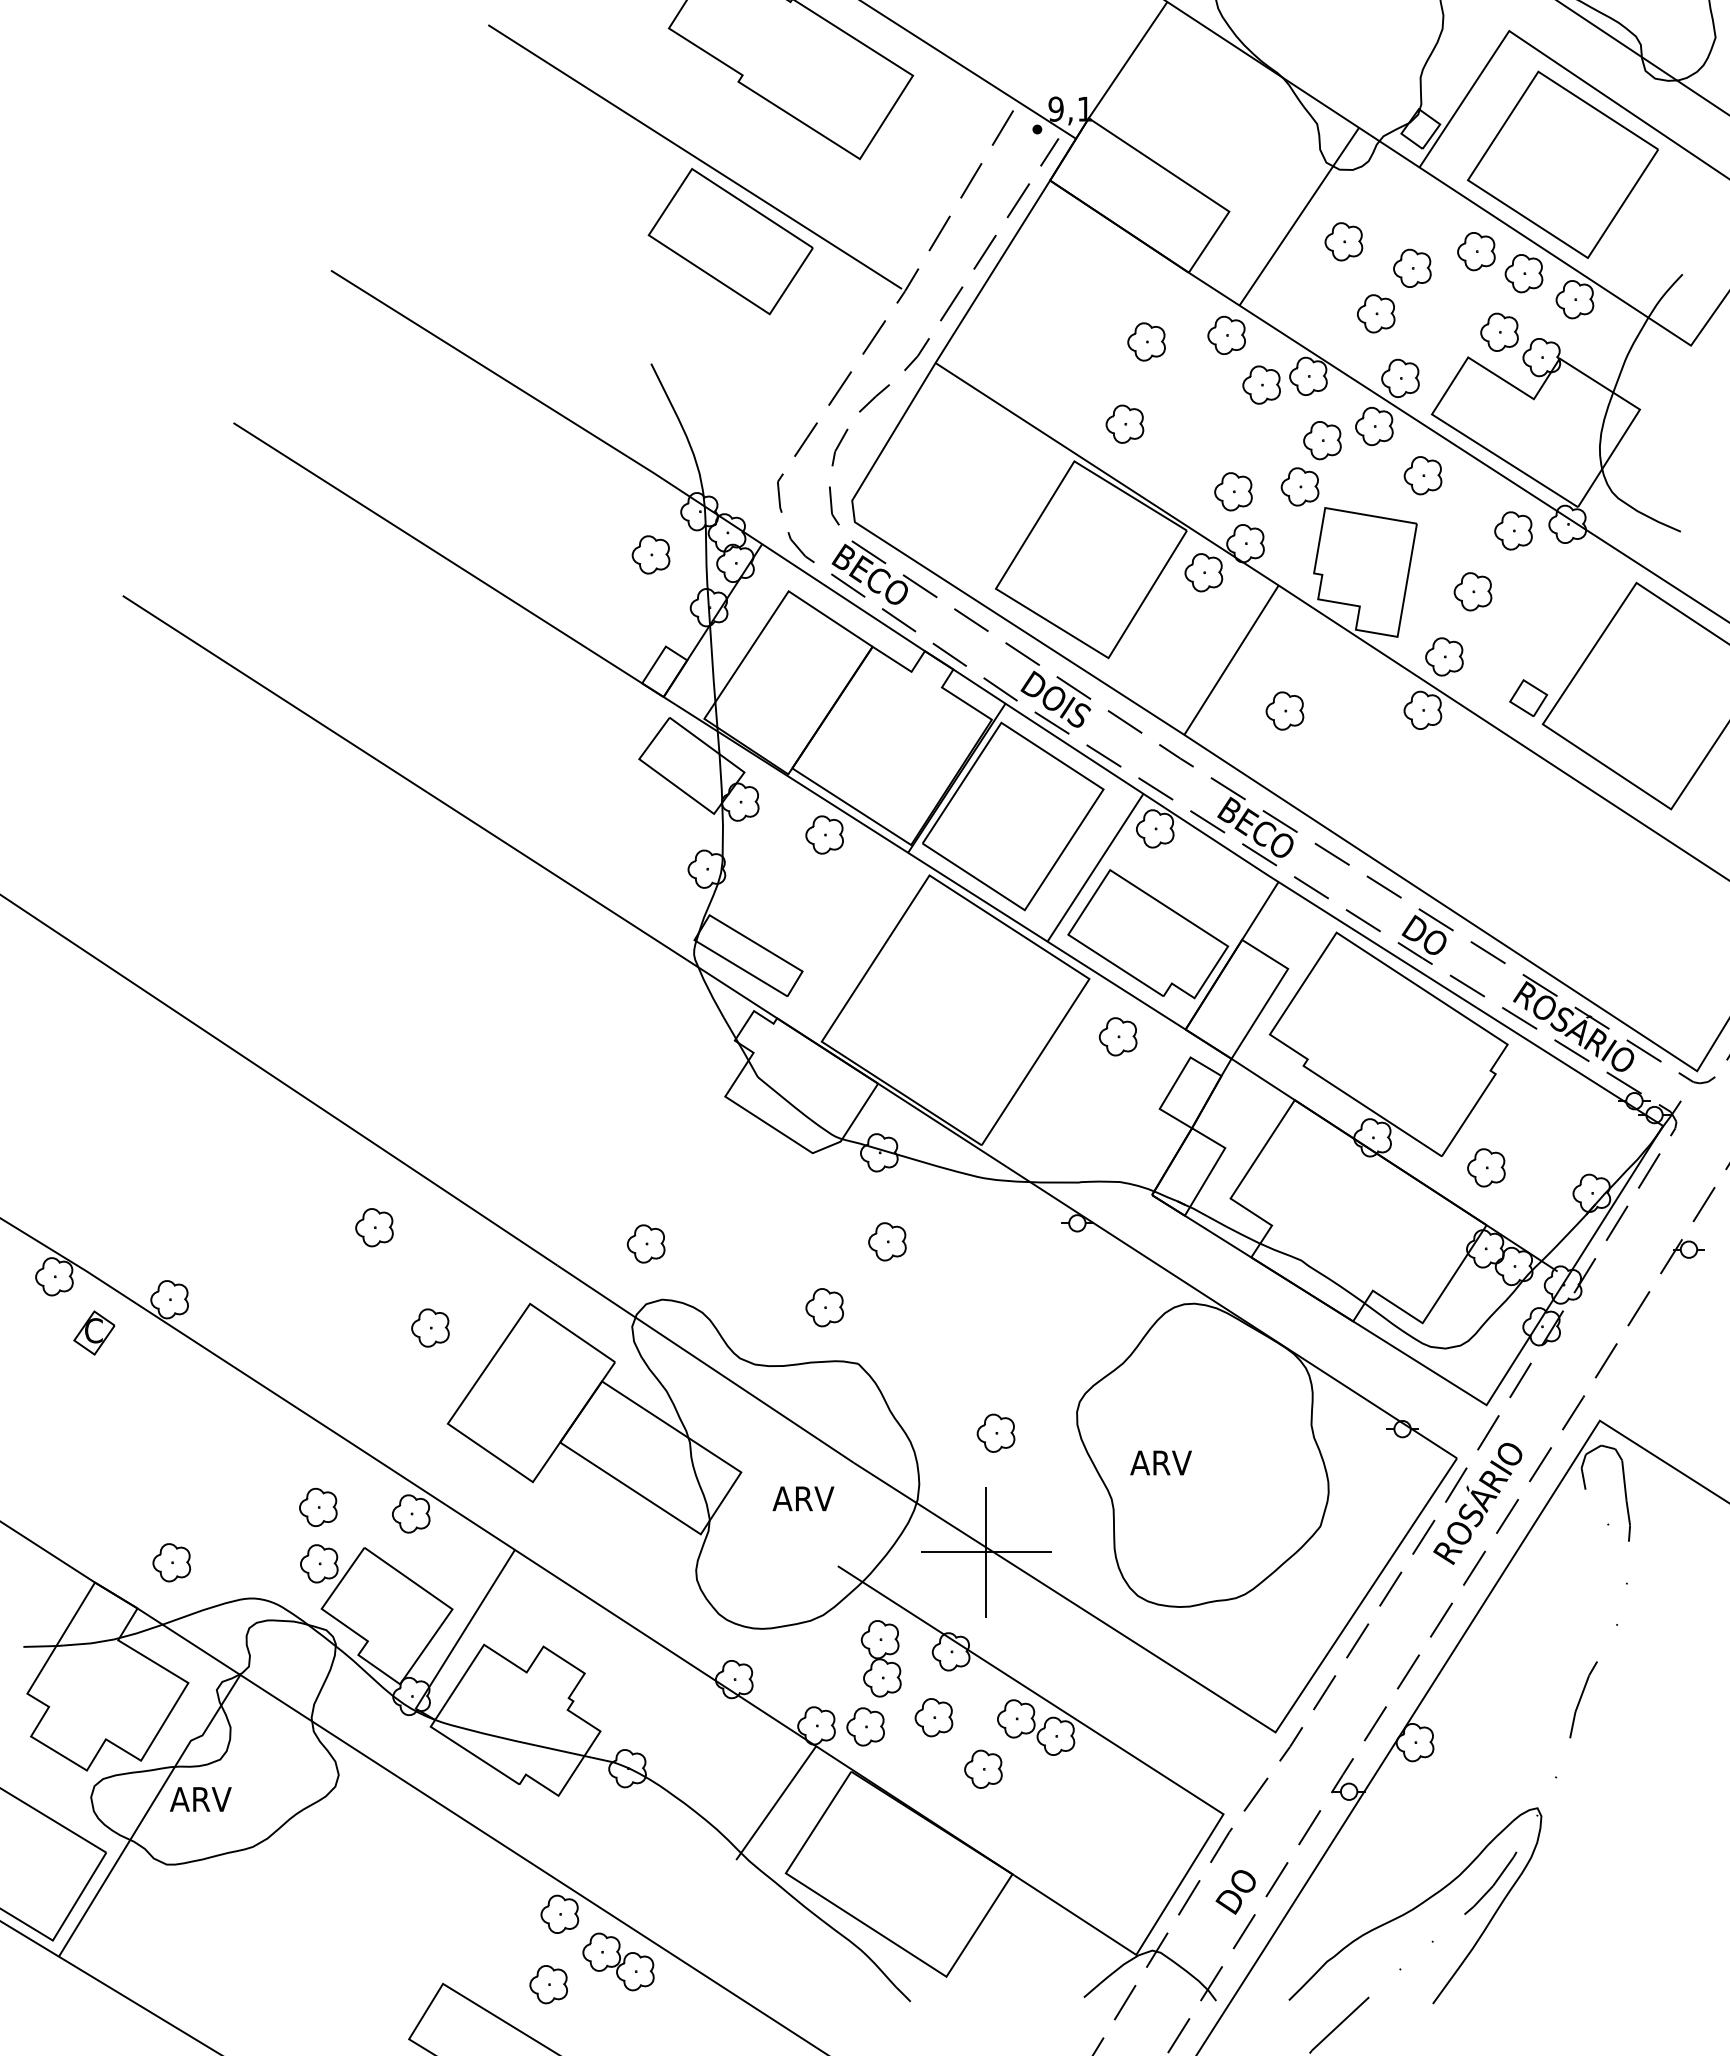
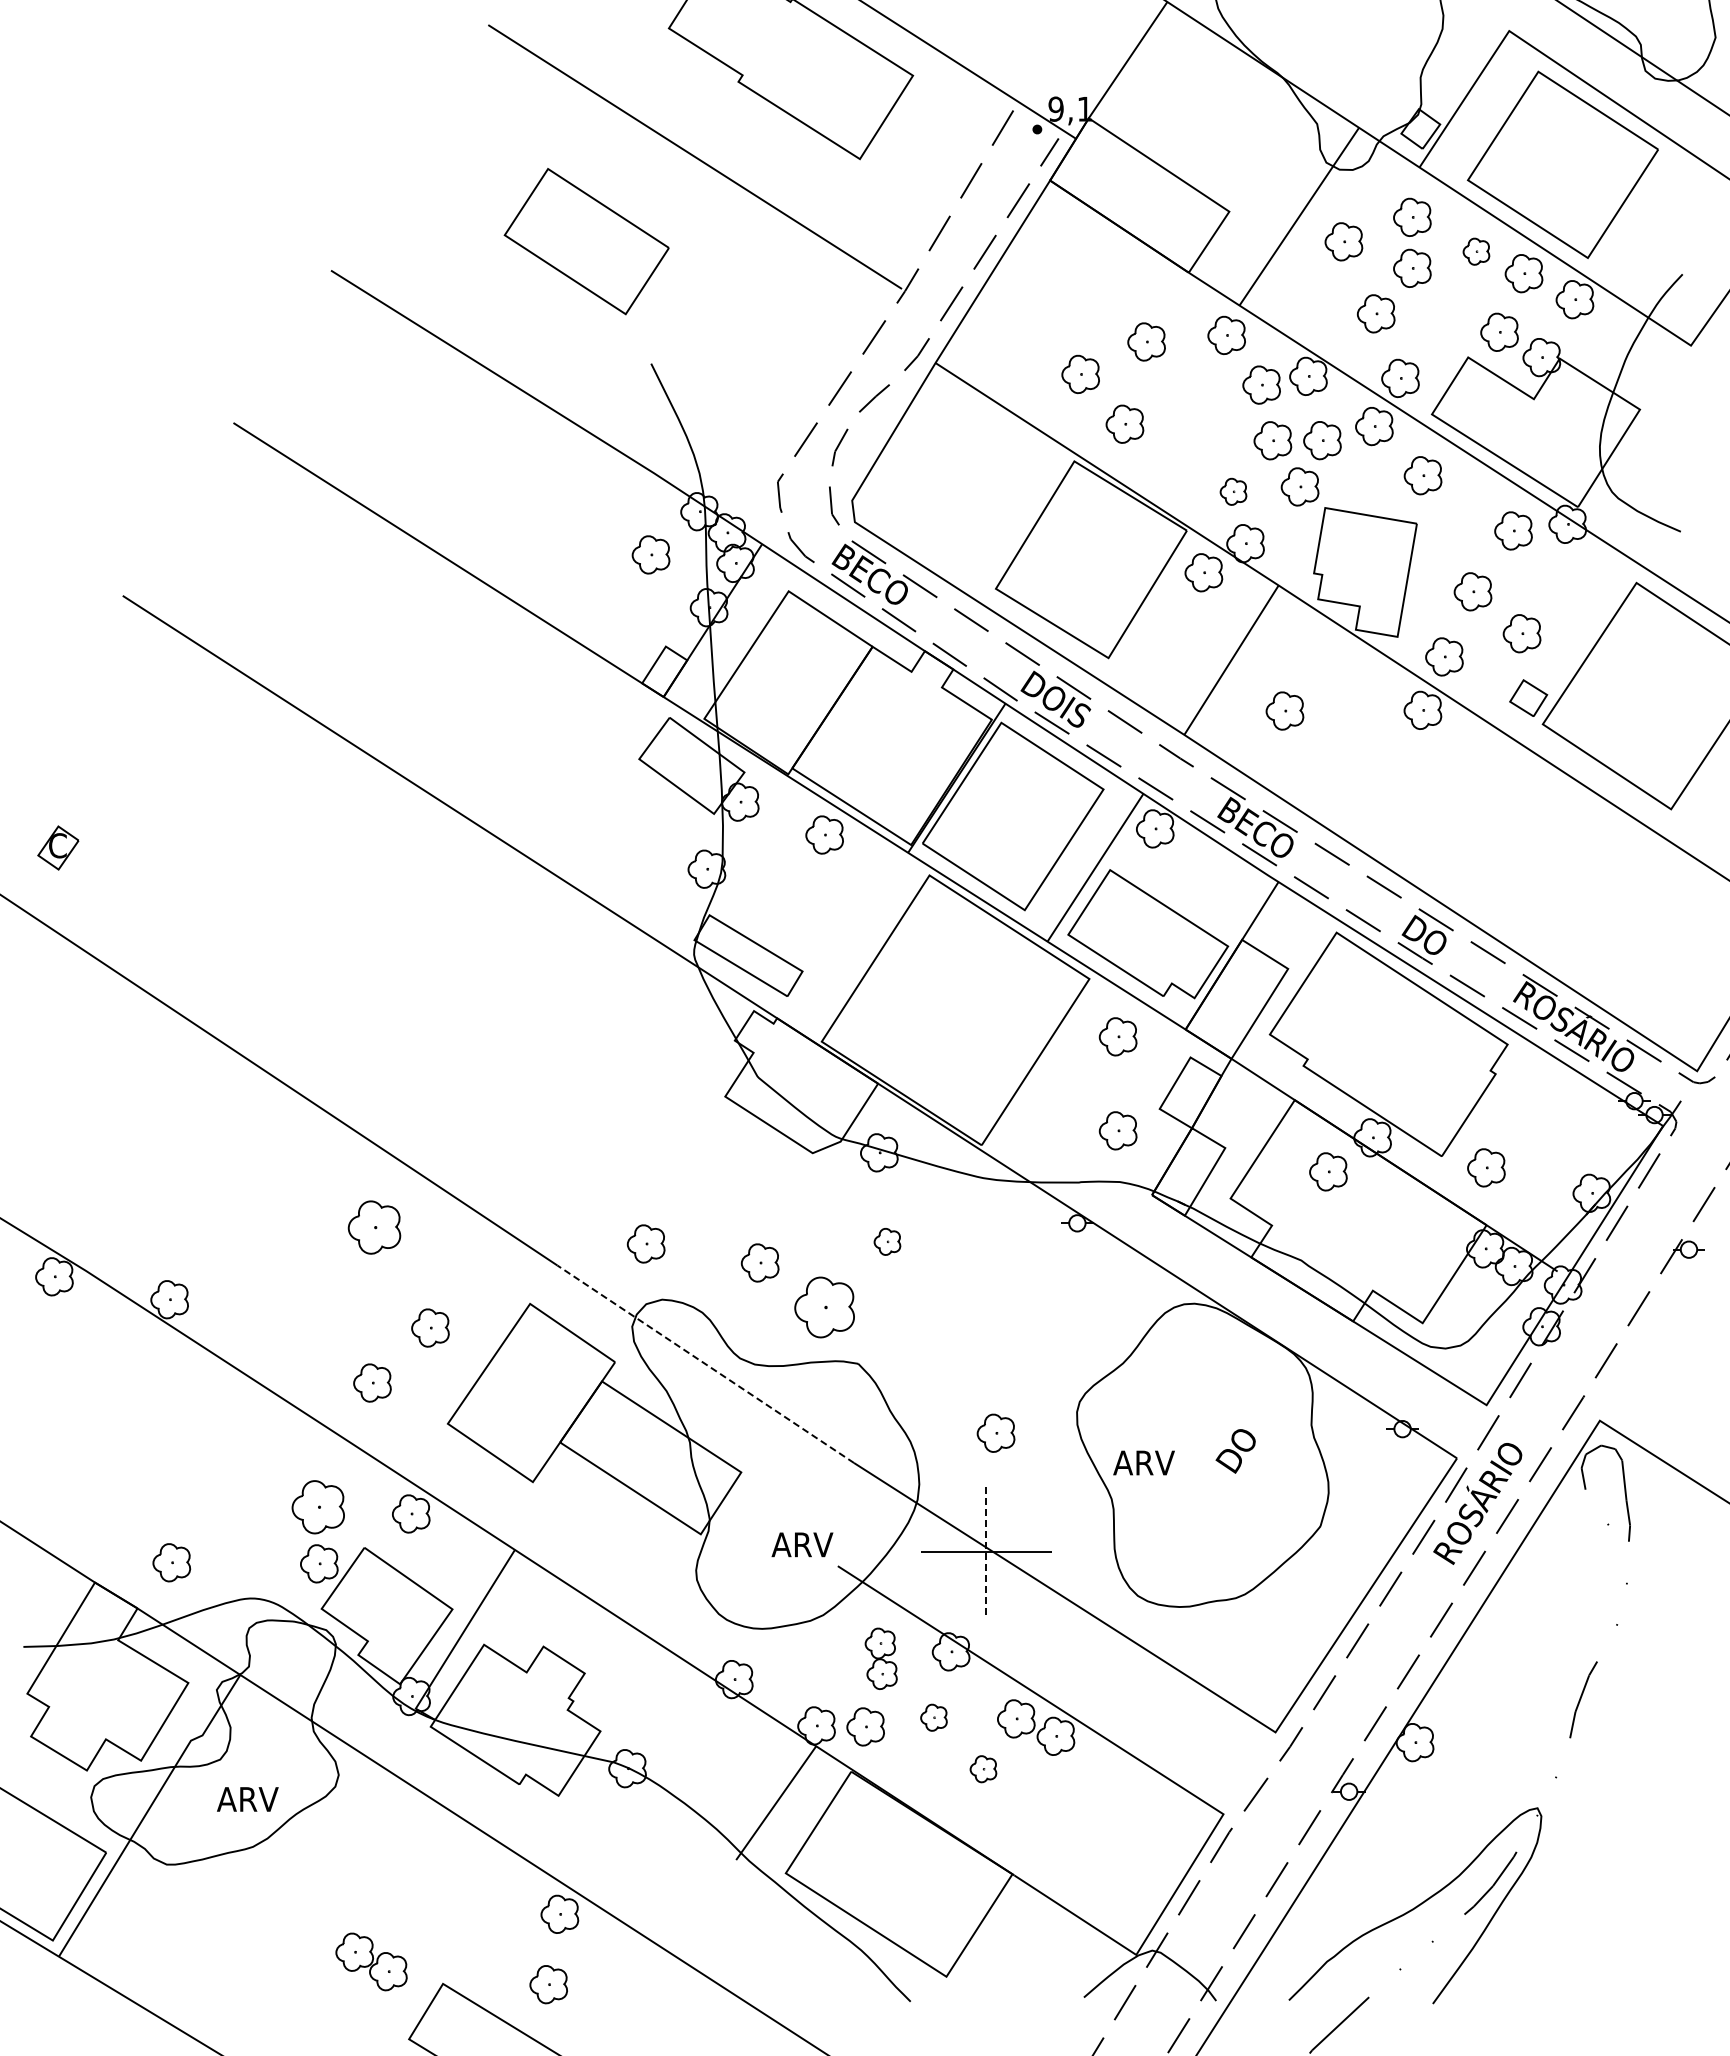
part: none -> present (1412, 216)
part position: (730, 241) -> (586, 241) (586, 241)
part size: 39x40 px -> 29x29 px (1476, 251)
part: none -> present (1080, 374)
part: none -> present (1272, 440)
part size: 39x40 px -> 29x29 px (1233, 491)
part: none -> present (1521, 633)
part: none -> present (1117, 1130)
part: none -> present (1328, 1171)
part size: 39x40 px -> 55x55 px (374, 1227)
part size: 39x40 px -> 29x28 px (887, 1241)
part: none -> present (759, 1262)
part size: 40x40 px -> 61x63 px (824, 1307)
part position: (94, 1332) -> (58, 847) (58, 847)
line: solid -> dashed (705, 1364)
part: none -> present (372, 1382)
text position: (1160, 1462) -> (1143, 1462) (1143, 1462)
text position: (803, 1498) -> (802, 1544) (802, 1544)
part size: 39x40 px -> 54x55 px (317, 1507)
line: solid -> dashed (986, 1552)
part size: 42x78 px -> 34x63 px (880, 1658)
part size: 40x40 px -> 28x29 px (933, 1717)
part size: 39x40 px -> 29x29 px (983, 1769)
text position: (200, 1799) -> (247, 1799) (247, 1799)
text position: (1235, 1892) -> (1235, 1451) (1235, 1451)
part position: (618, 1961) -> (371, 1961) (371, 1961)
